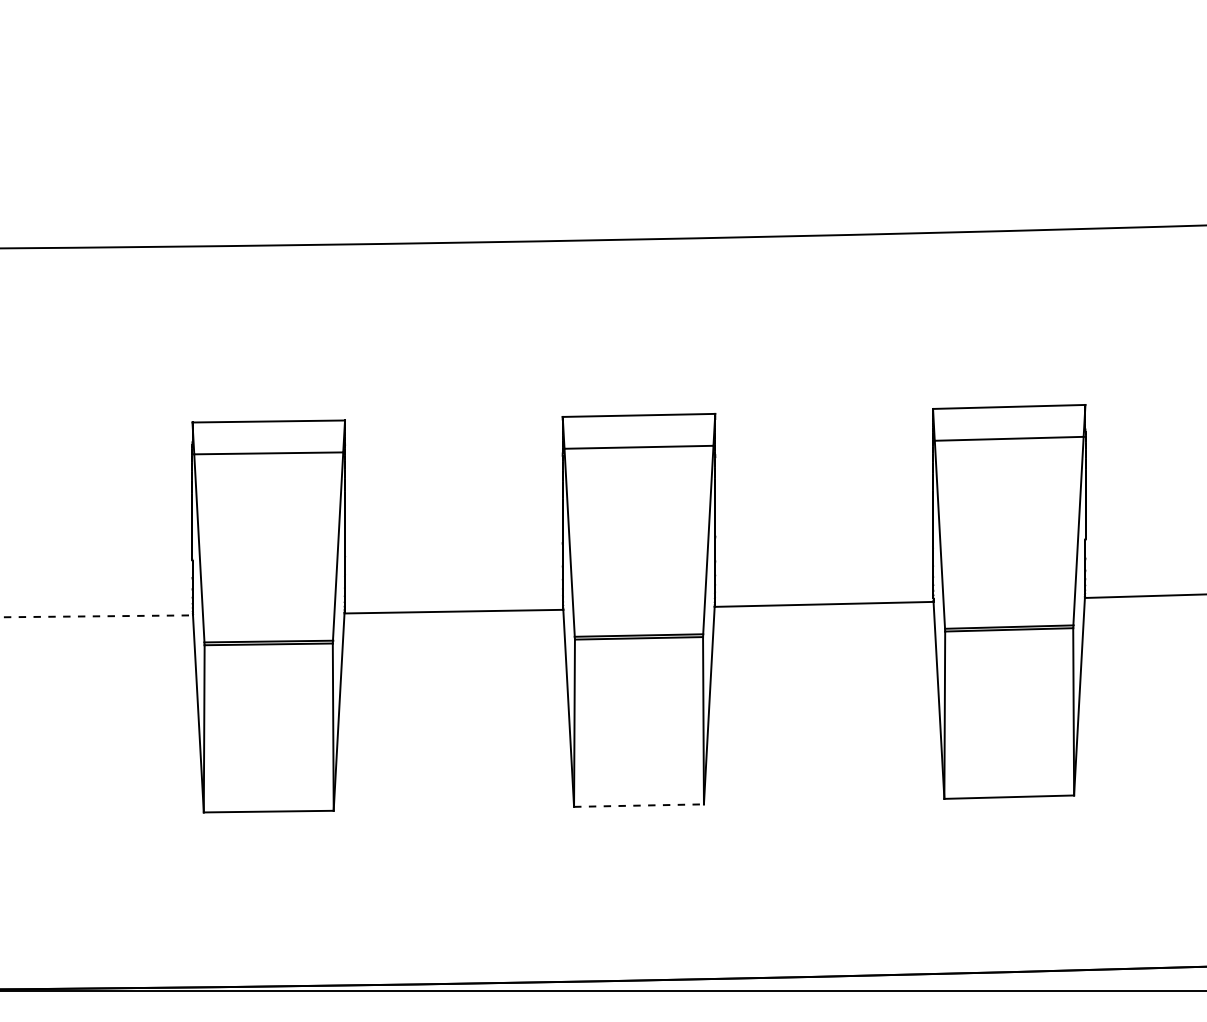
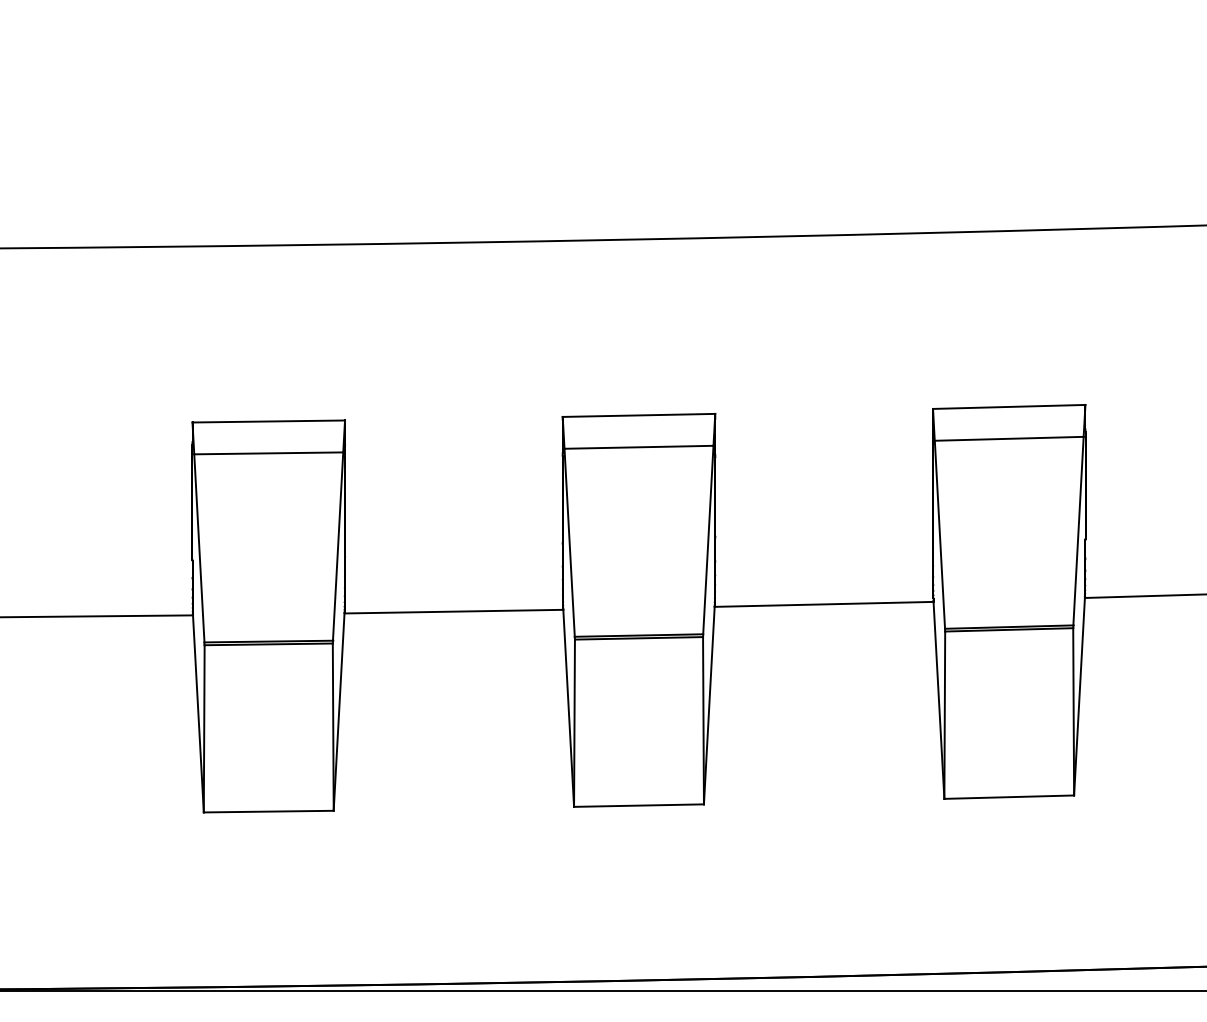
line: dashed -> solid (97, 616)
line: dashed -> solid (639, 805)
